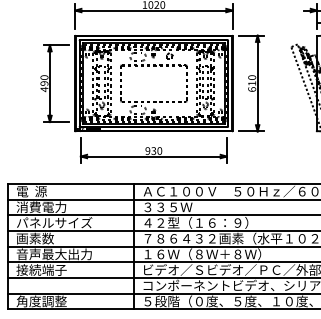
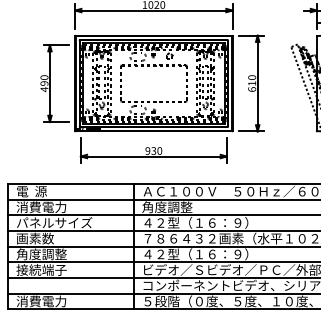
text: ３３５Ｗ -> 角度調整 (167, 207)
text: 音声最大出力 -> 角度調整 (53, 254)
text: １６Ｗ（８Ｗ＋８Ｗ） -> ４２型（１６：９） (202, 254)
text: 角度調整 -> 消費電力 (41, 301)
